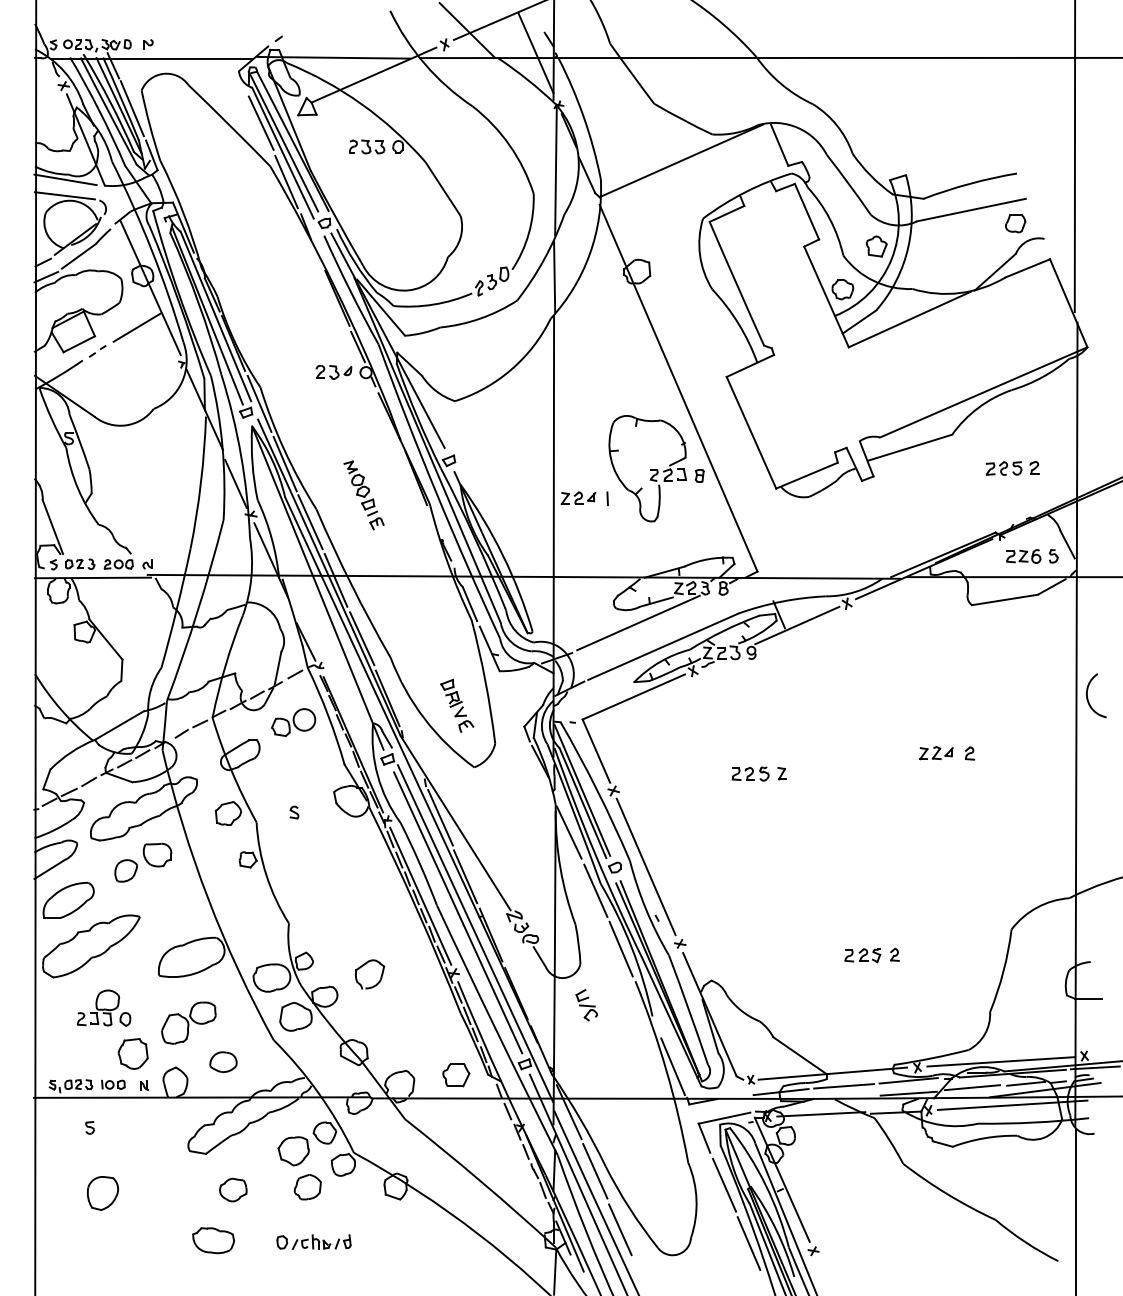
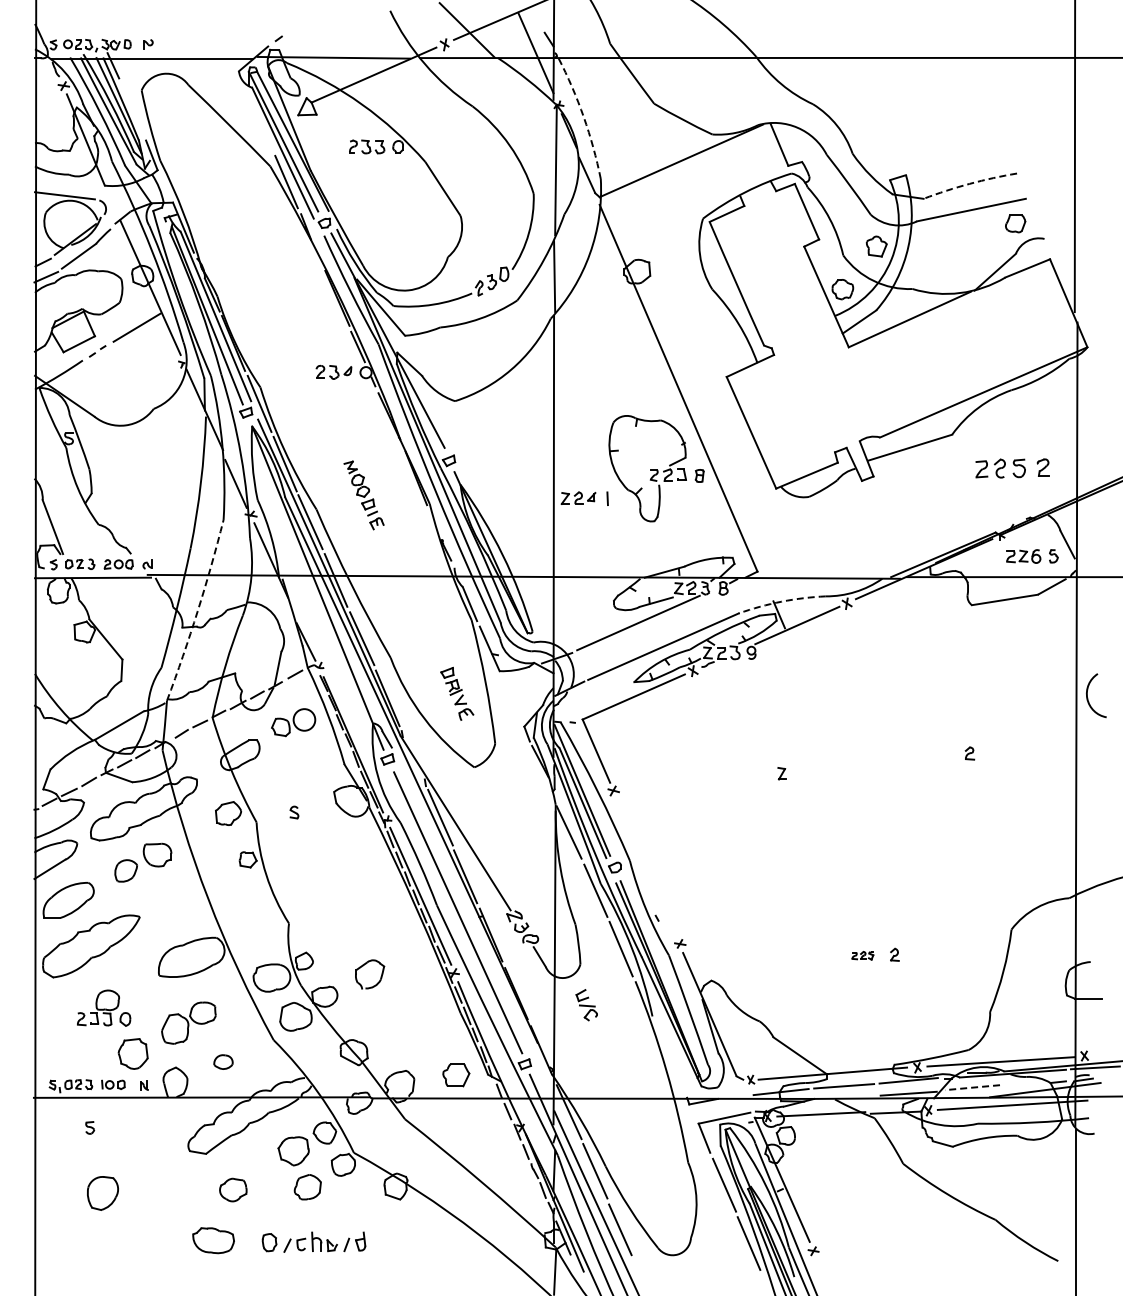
line: present -> none (131, 108)
arc: solid -> dashed (583, 117)
line: present -> none (260, 122)
line: present -> none (65, 179)
arc: solid -> dashed (969, 183)
part size: 55x15 px -> 75x21 px (1012, 468)
arc: solid -> dashed (781, 601)
arc: solid -> dashed (197, 611)
part position: (457, 705) -> (457, 693) (457, 693)
part: present -> none (936, 753)
part: present -> none (750, 773)
line: present -> none (645, 866)
line: present -> none (474, 933)
part size: 38x16 px -> 24x10 px (862, 955)
part size: 29x22 px -> 21x16 px (223, 1061)
line: present -> none (672, 1066)
line: present -> none (1026, 1083)
line: solid -> dashed (972, 1087)
part size: 76x16 px -> 106x22 px (313, 1241)
